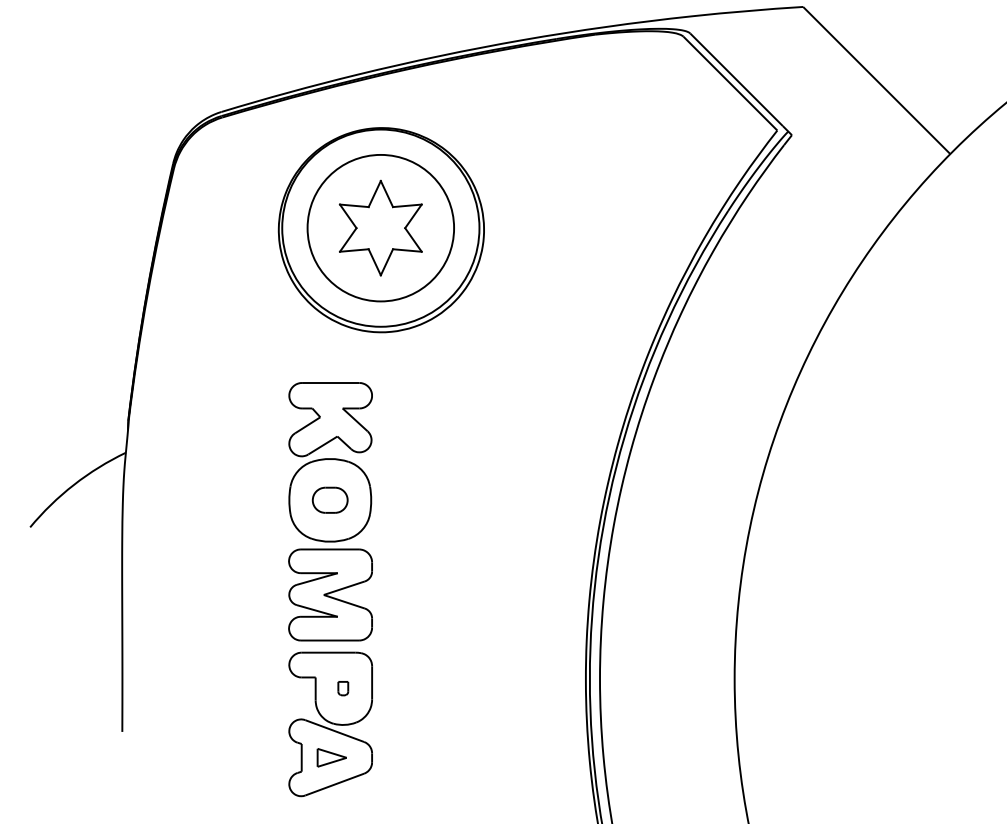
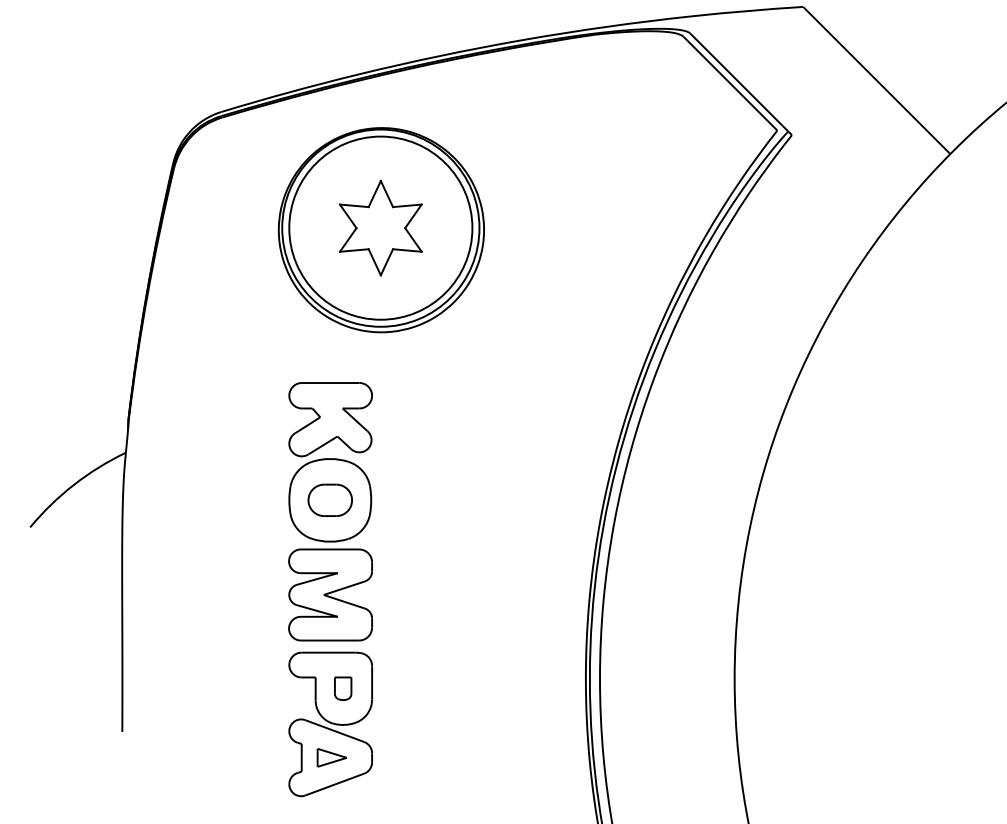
circle diameter: 147 px -> 183 px (380, 227)
part size: 38x28 px -> 46x34 px (329, 499)
part size: 13x16 px -> 19x25 px (343, 688)
